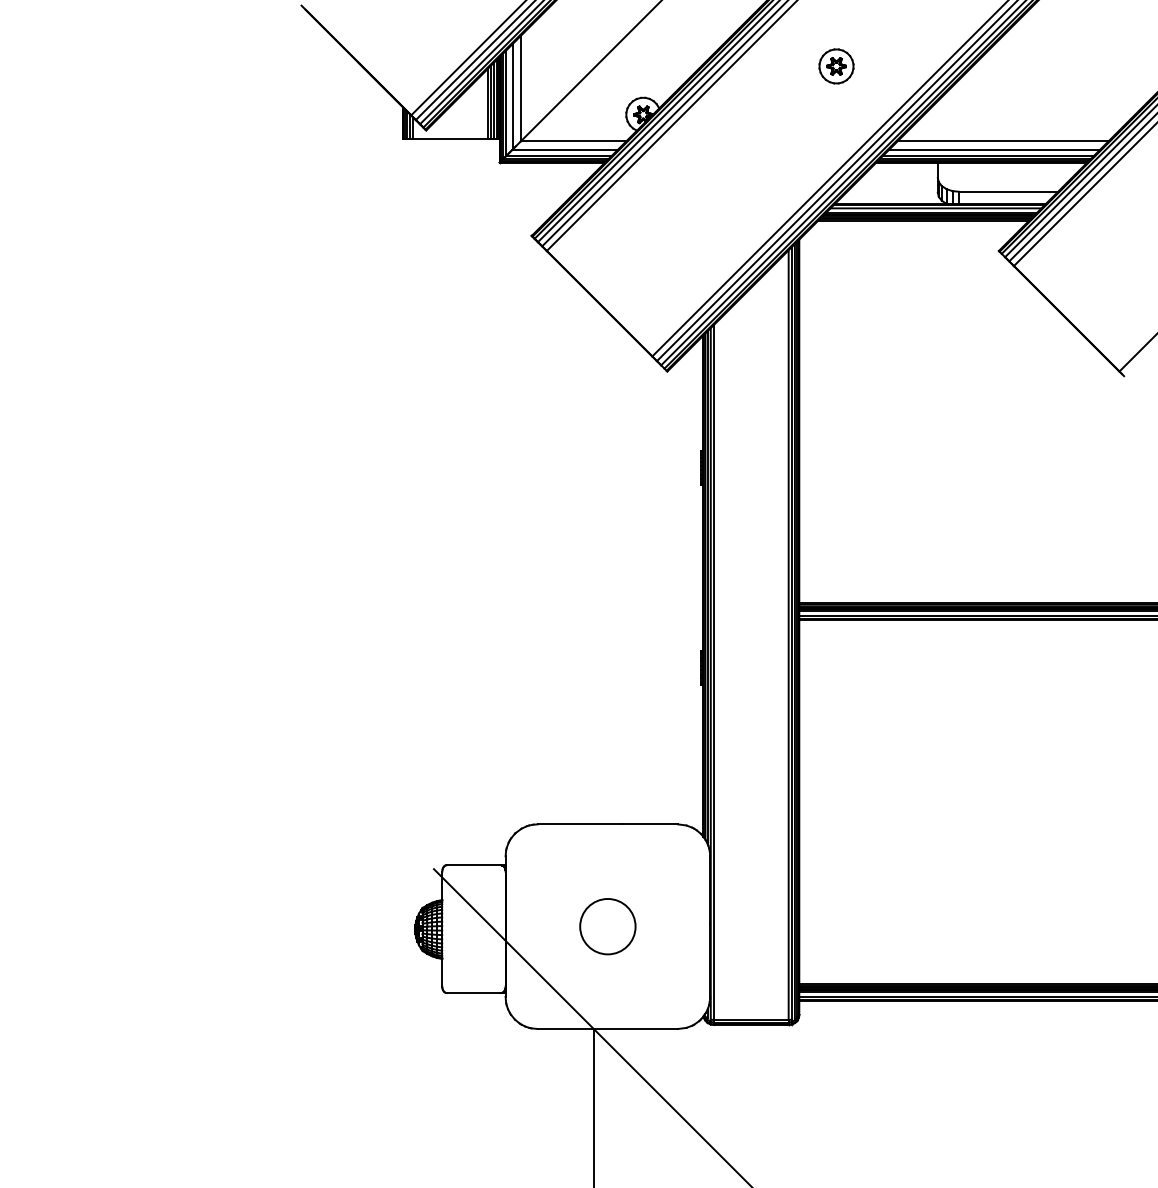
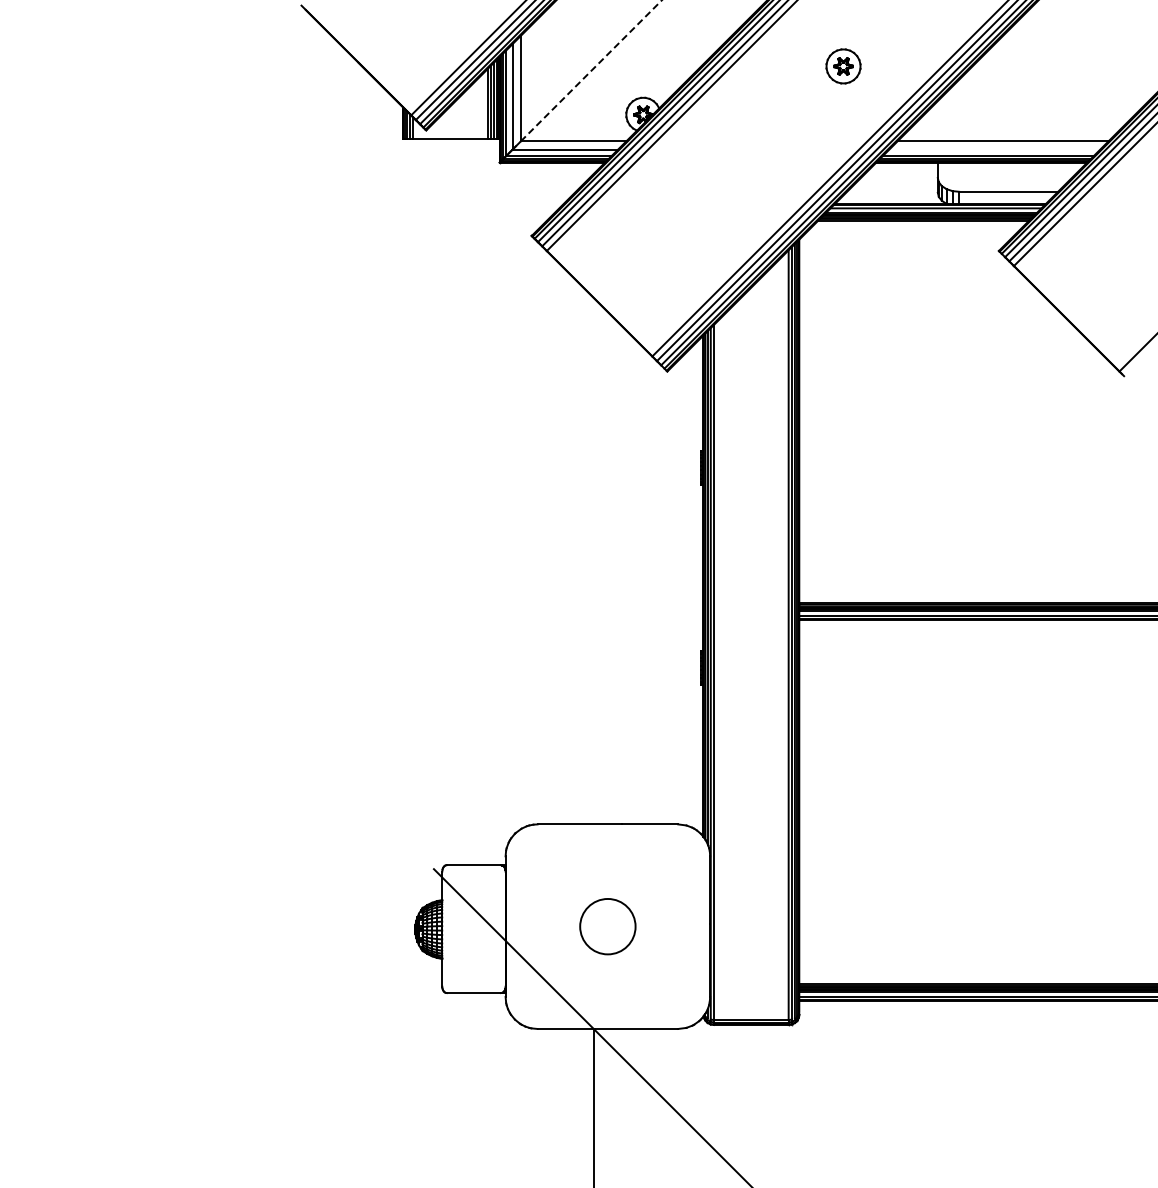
part position: (836, 66) -> (843, 66) (843, 66)
line: solid -> dashed (591, 70)
line: present -> none (994, 149)
